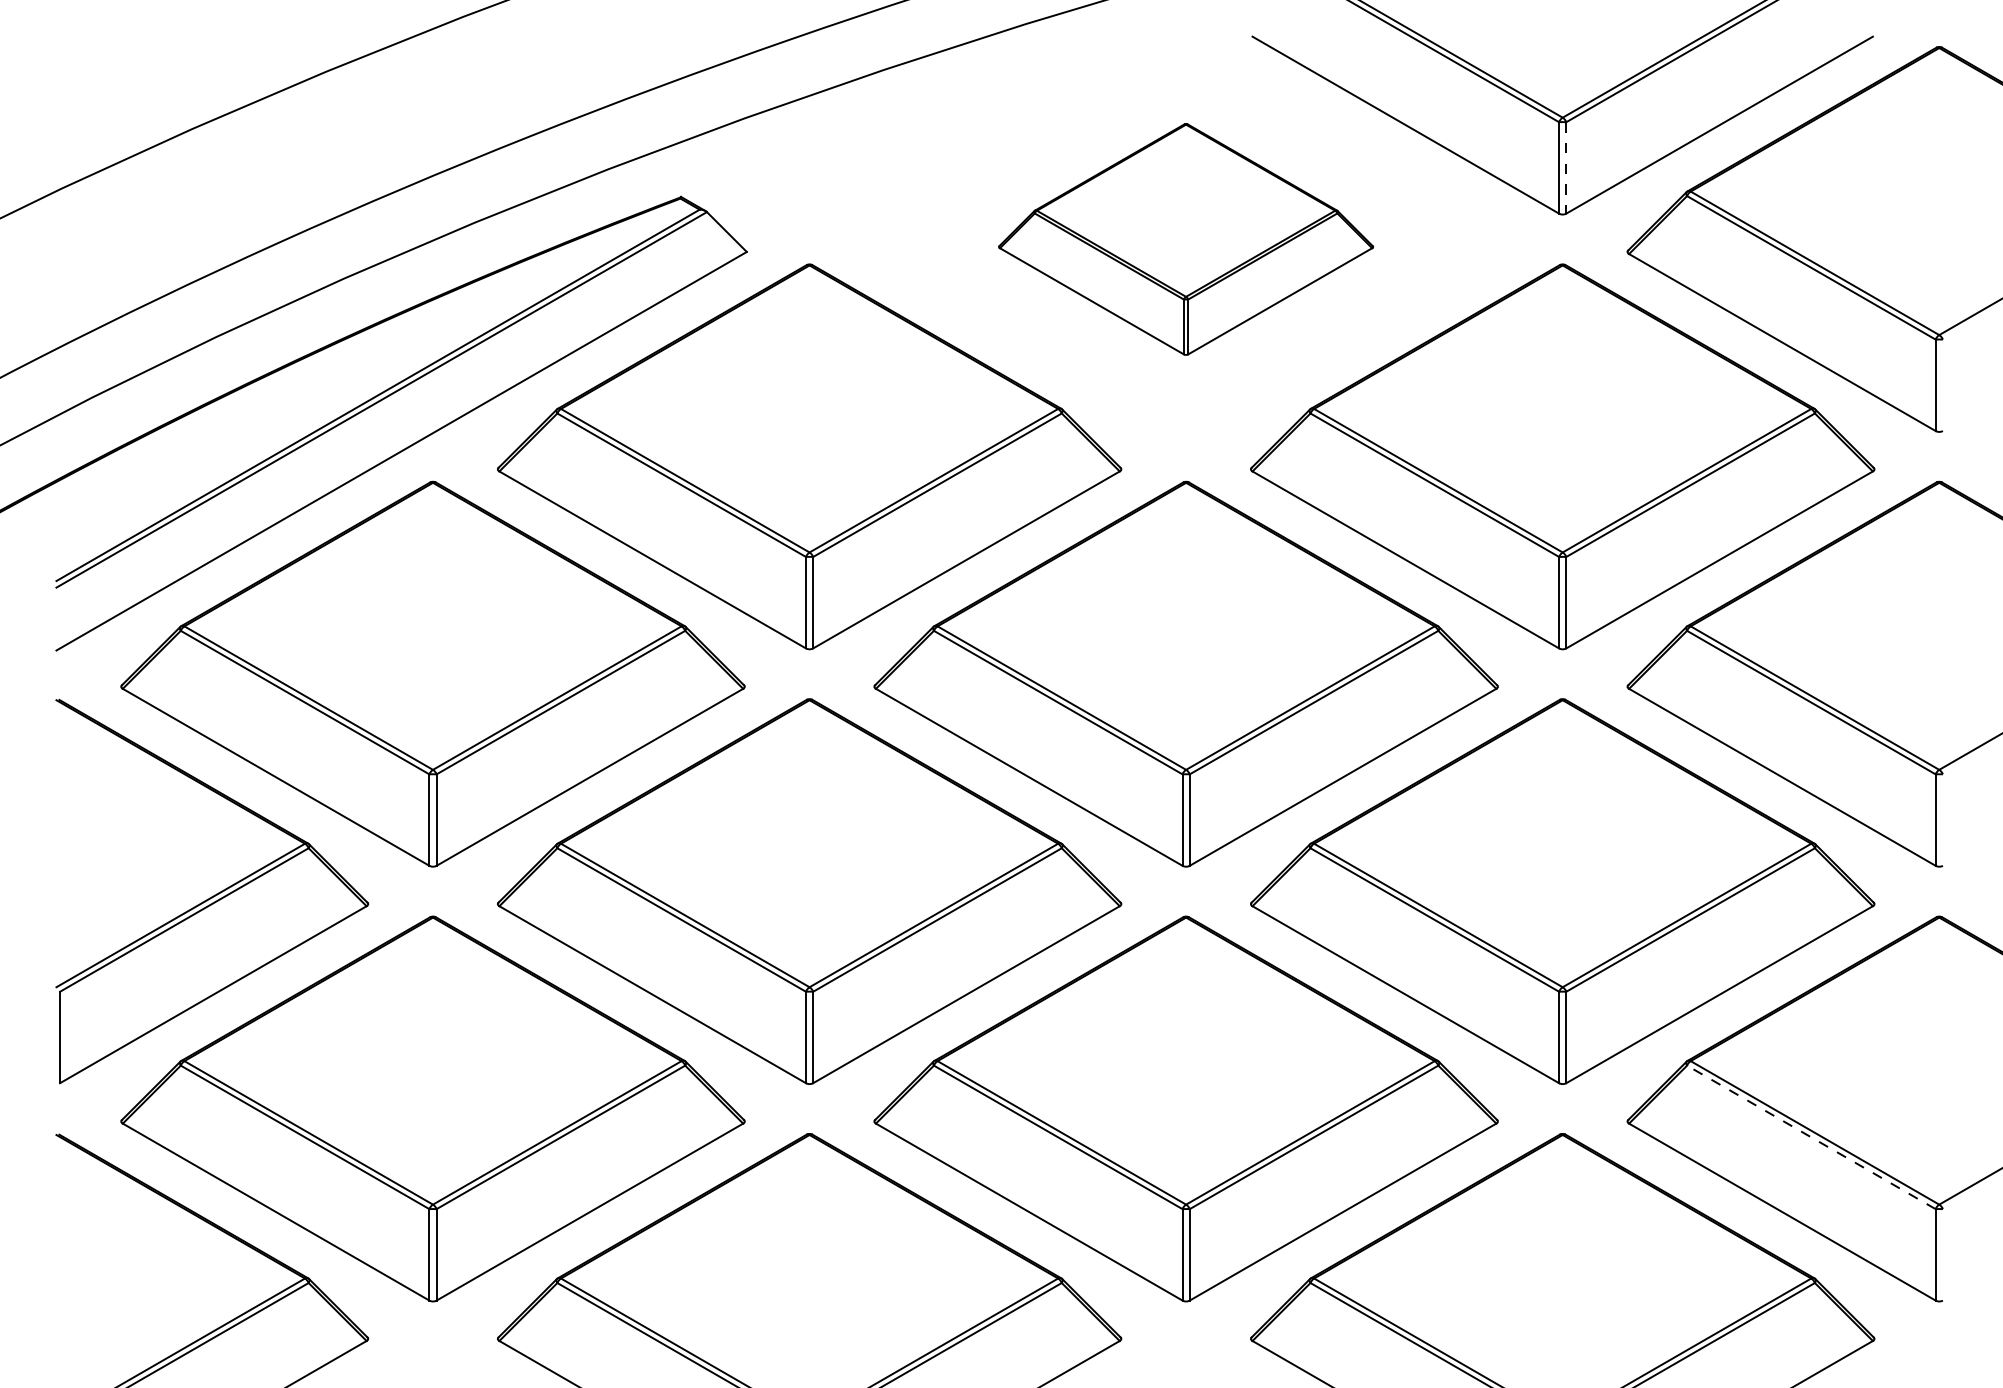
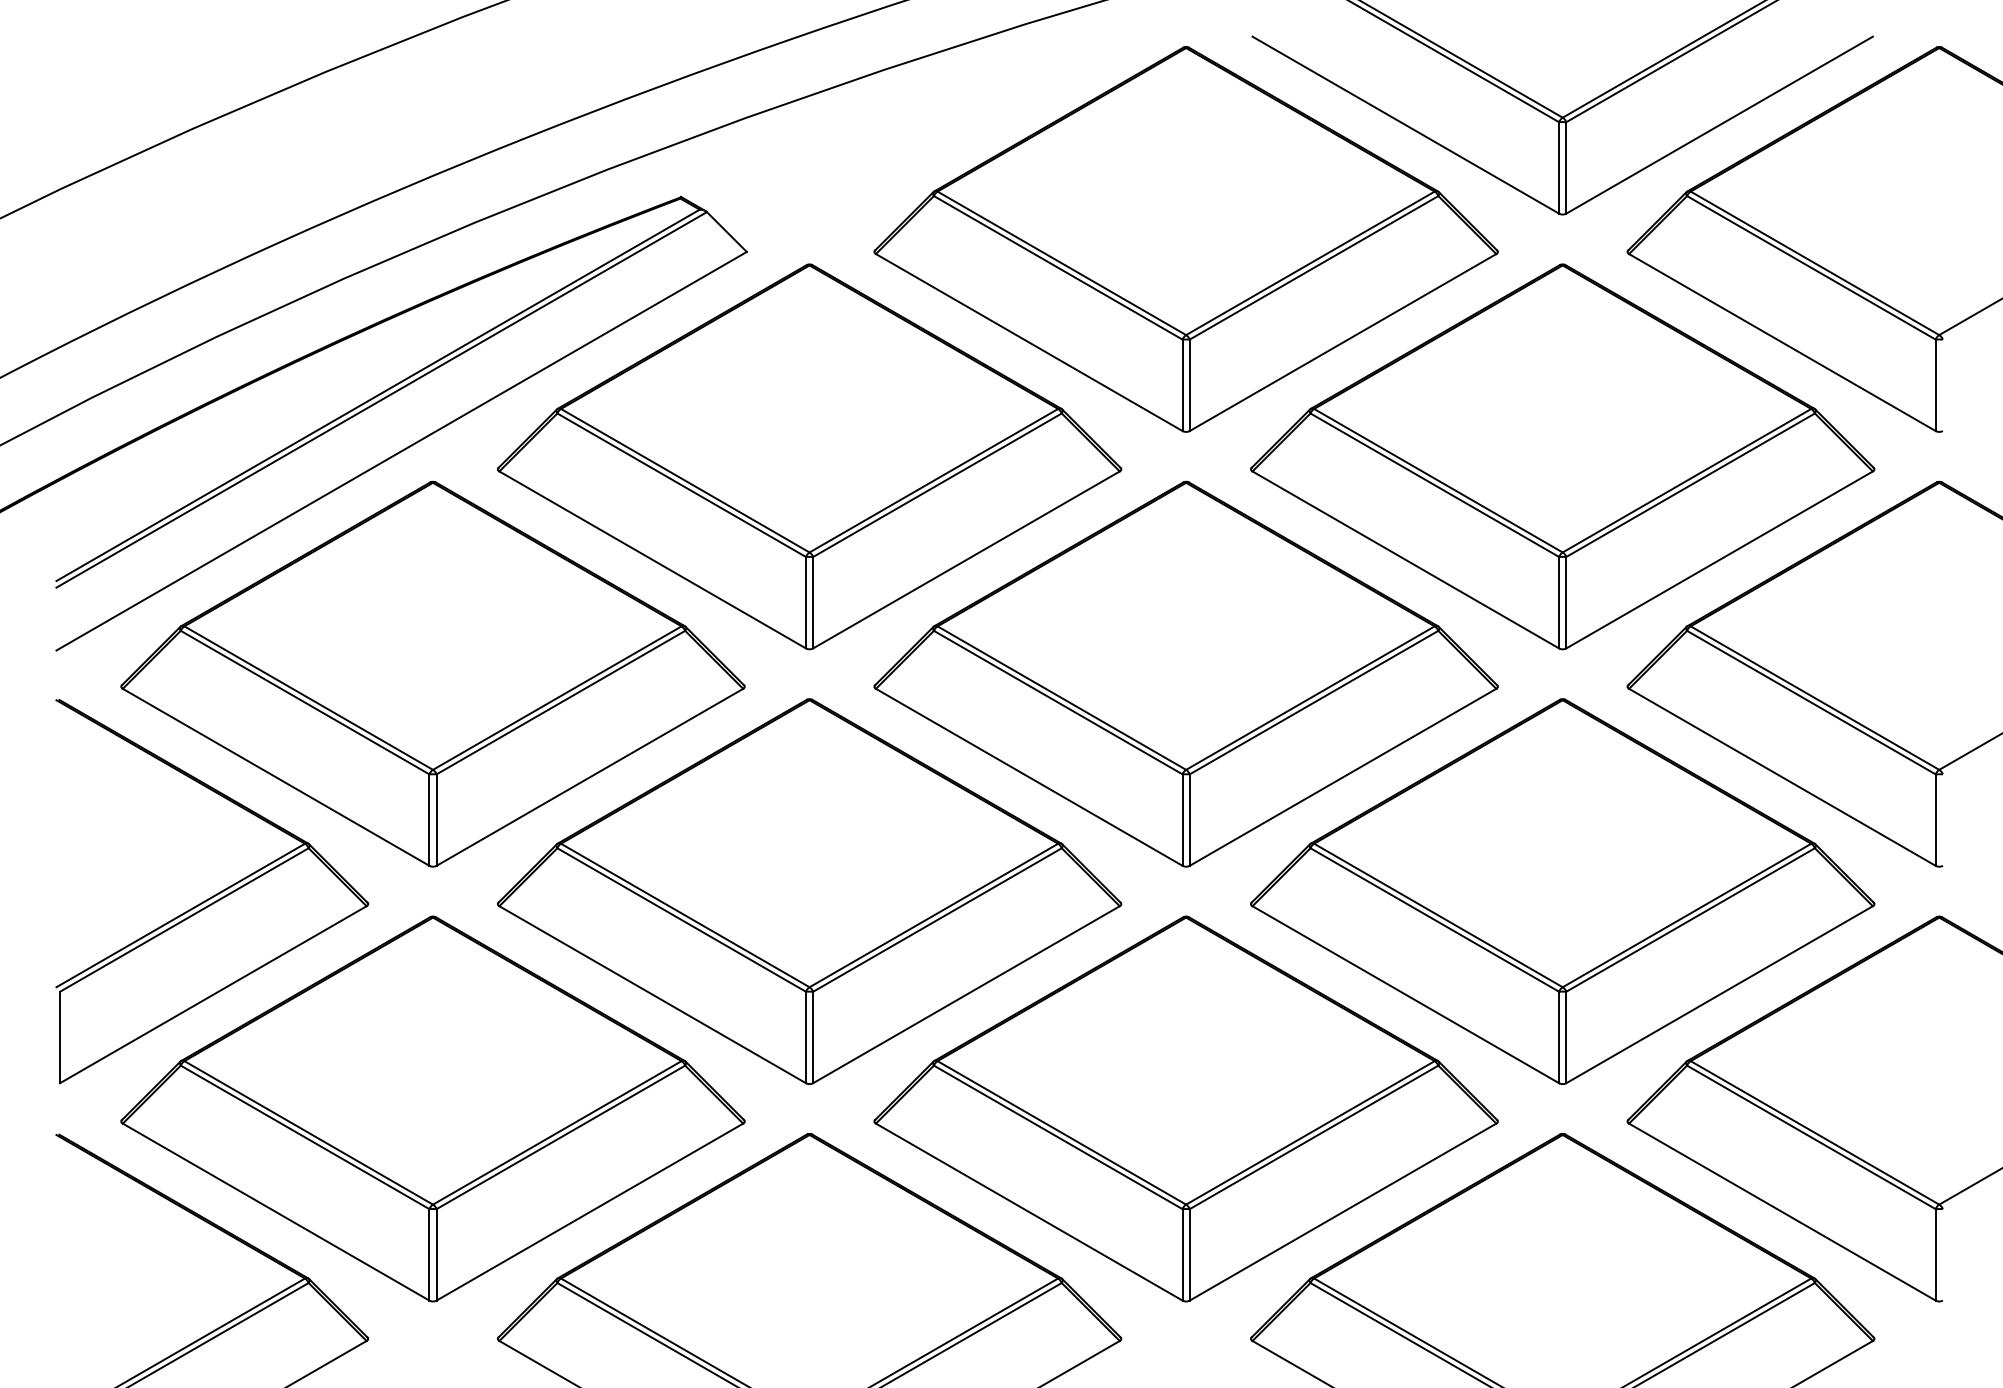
line: dashed -> solid (1566, 167)
part size: 376x233 px -> 626x387 px (1185, 239)
line: dashed -> solid (1811, 1137)
